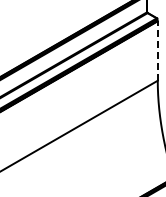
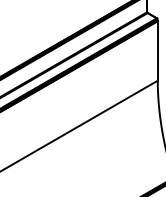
line: dashed -> solid (157, 51)
